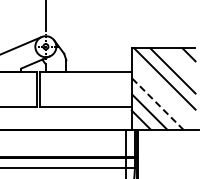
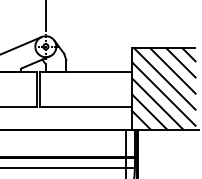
line: none -> present (180, 62)
line: none -> present (163, 93)
line: dashed -> solid (158, 104)
